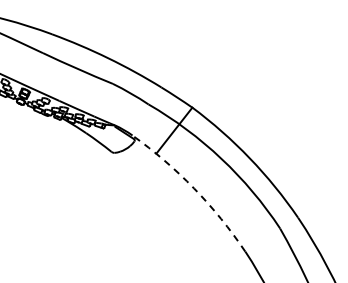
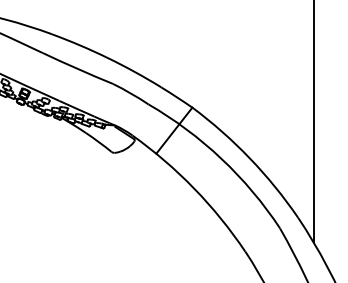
line: none -> present (313, 122)
arc: dashed -> solid (194, 188)
